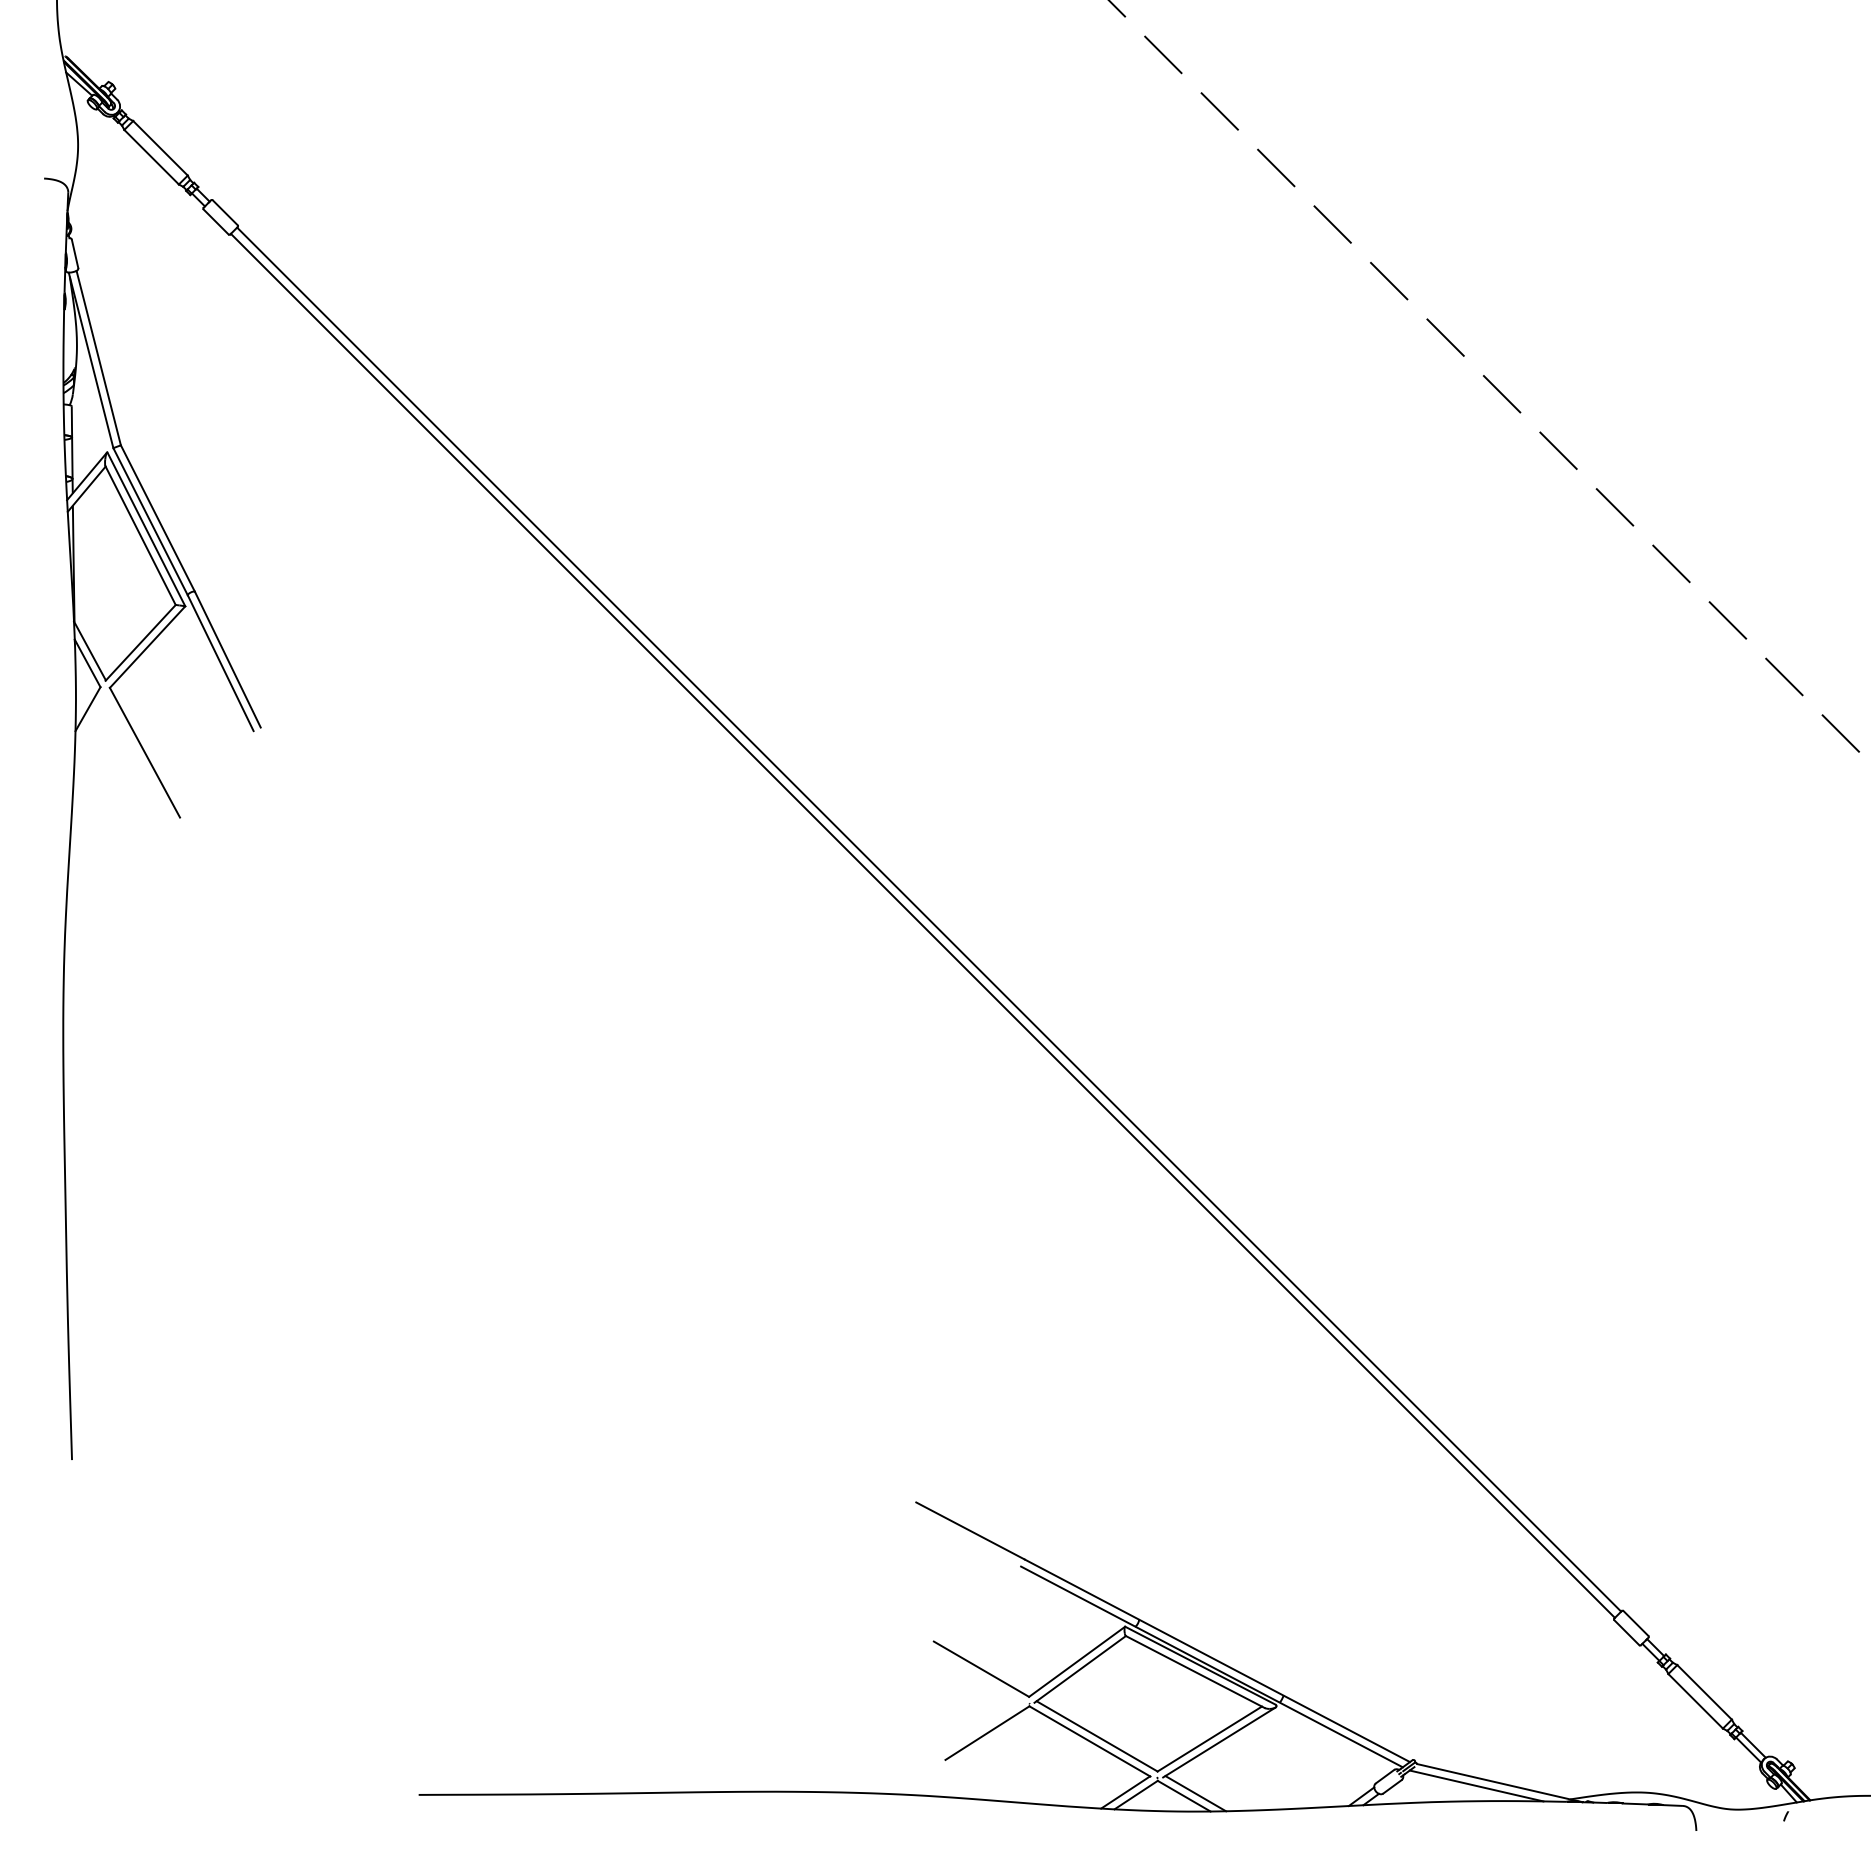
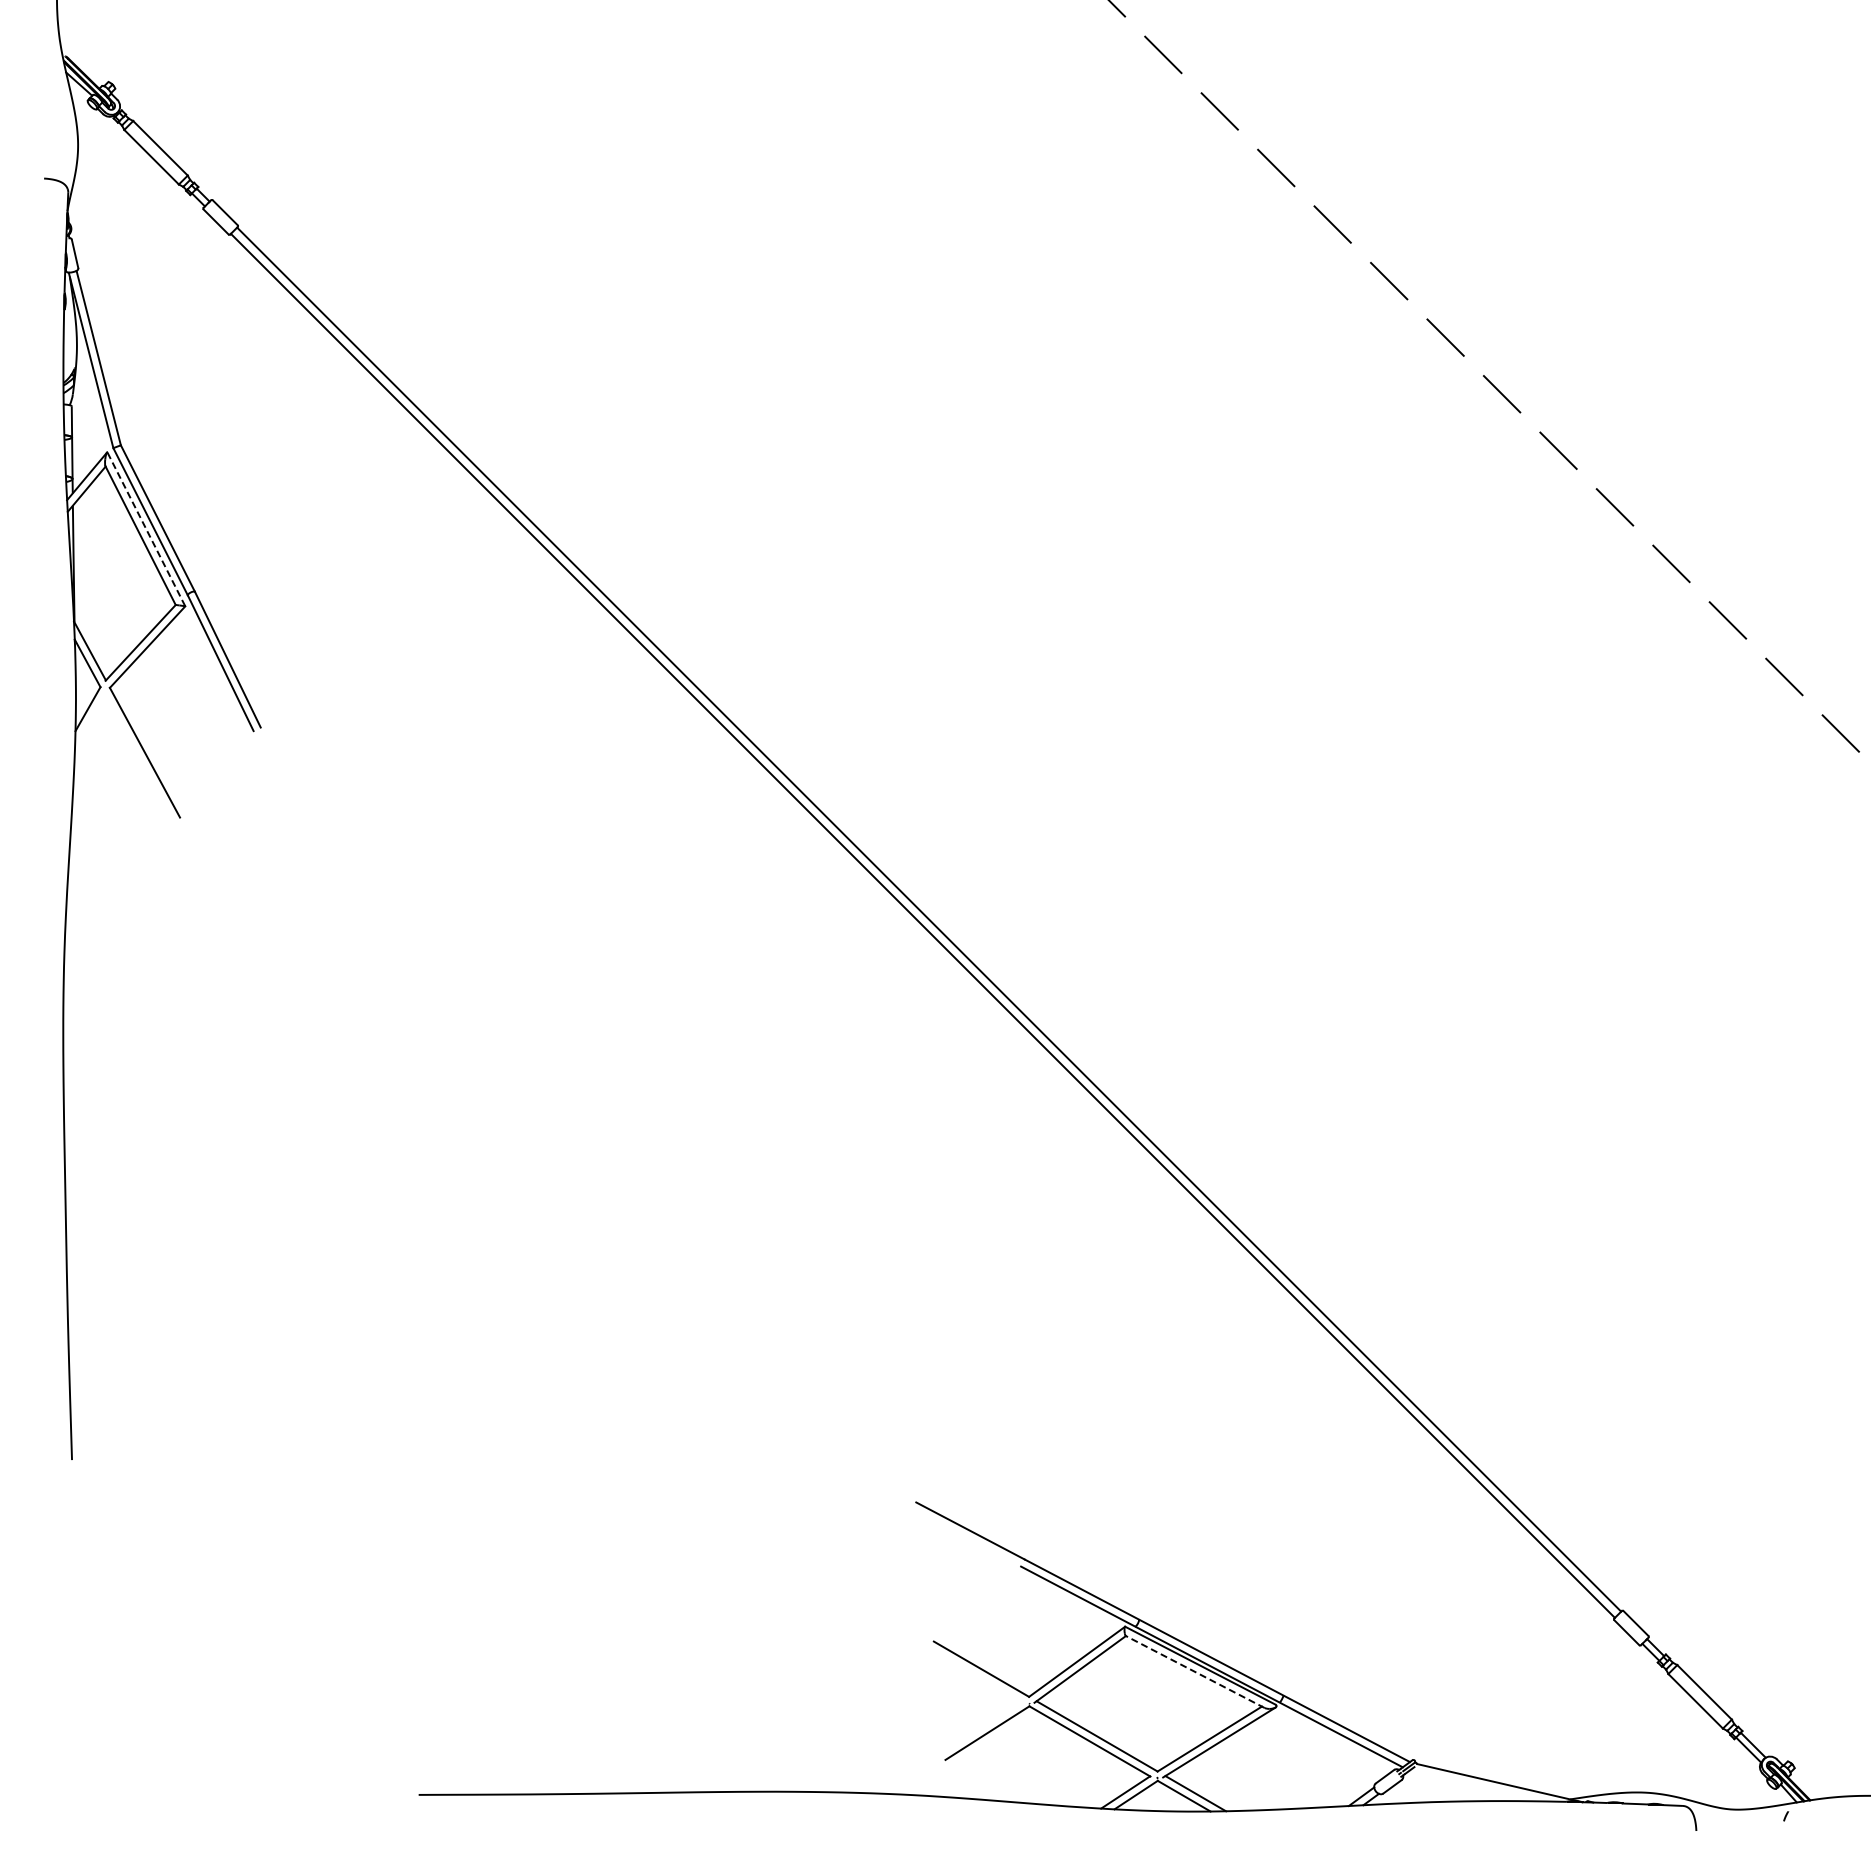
line: solid -> dashed (146, 530)
line: solid -> dashed (1194, 1671)
line: present -> none (1476, 1785)
